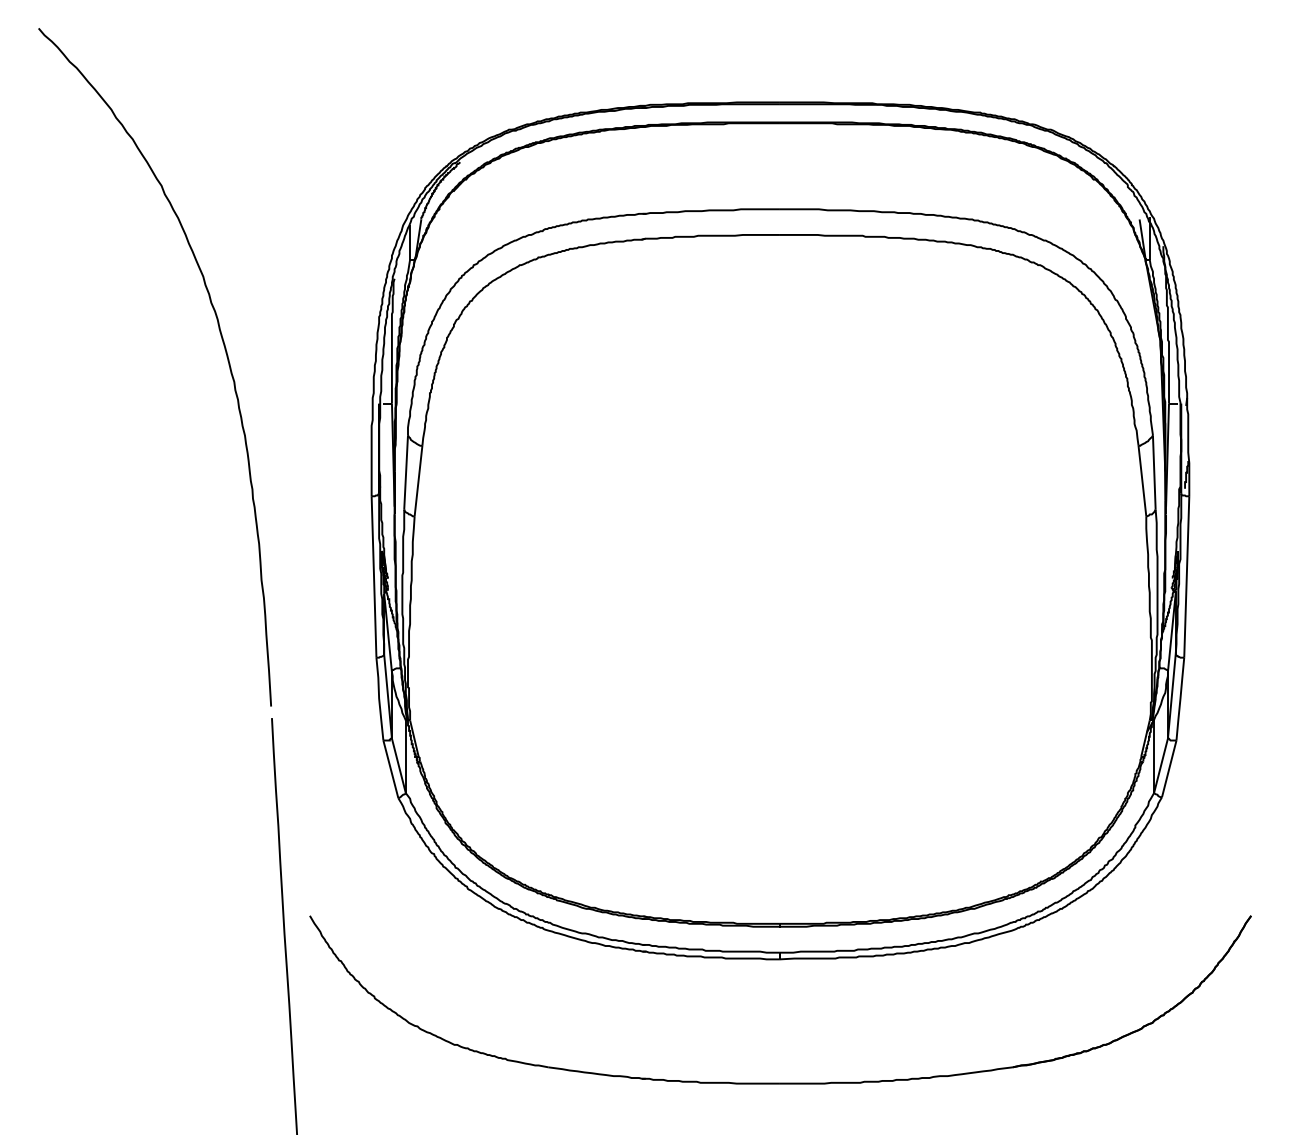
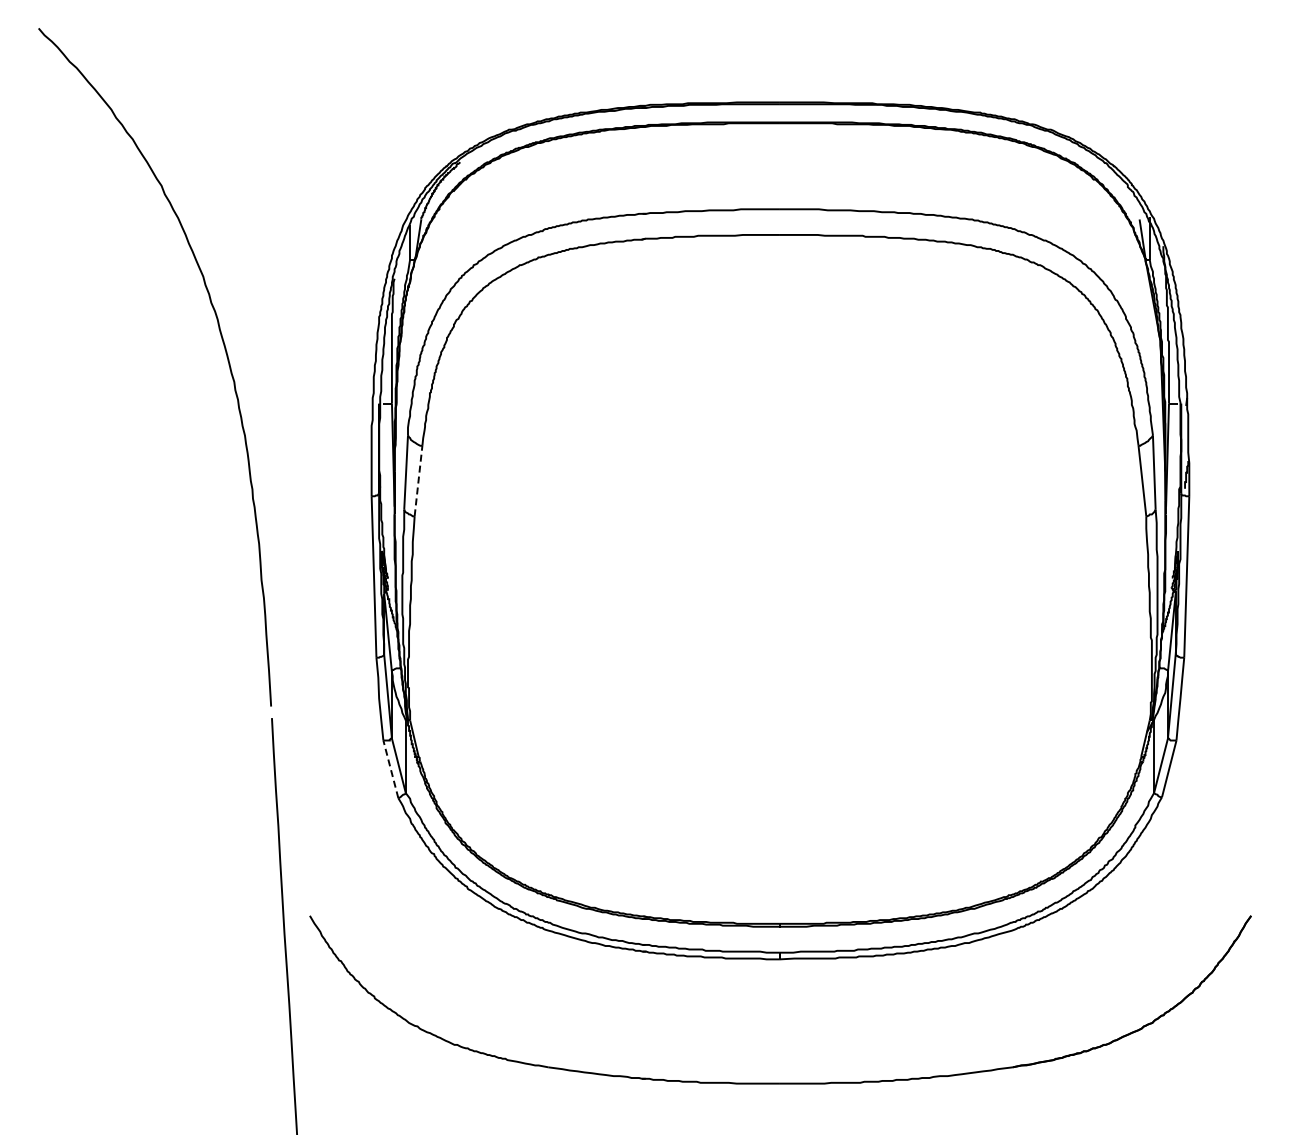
line: solid -> dashed (418, 480)
line: solid -> dashed (390, 769)
